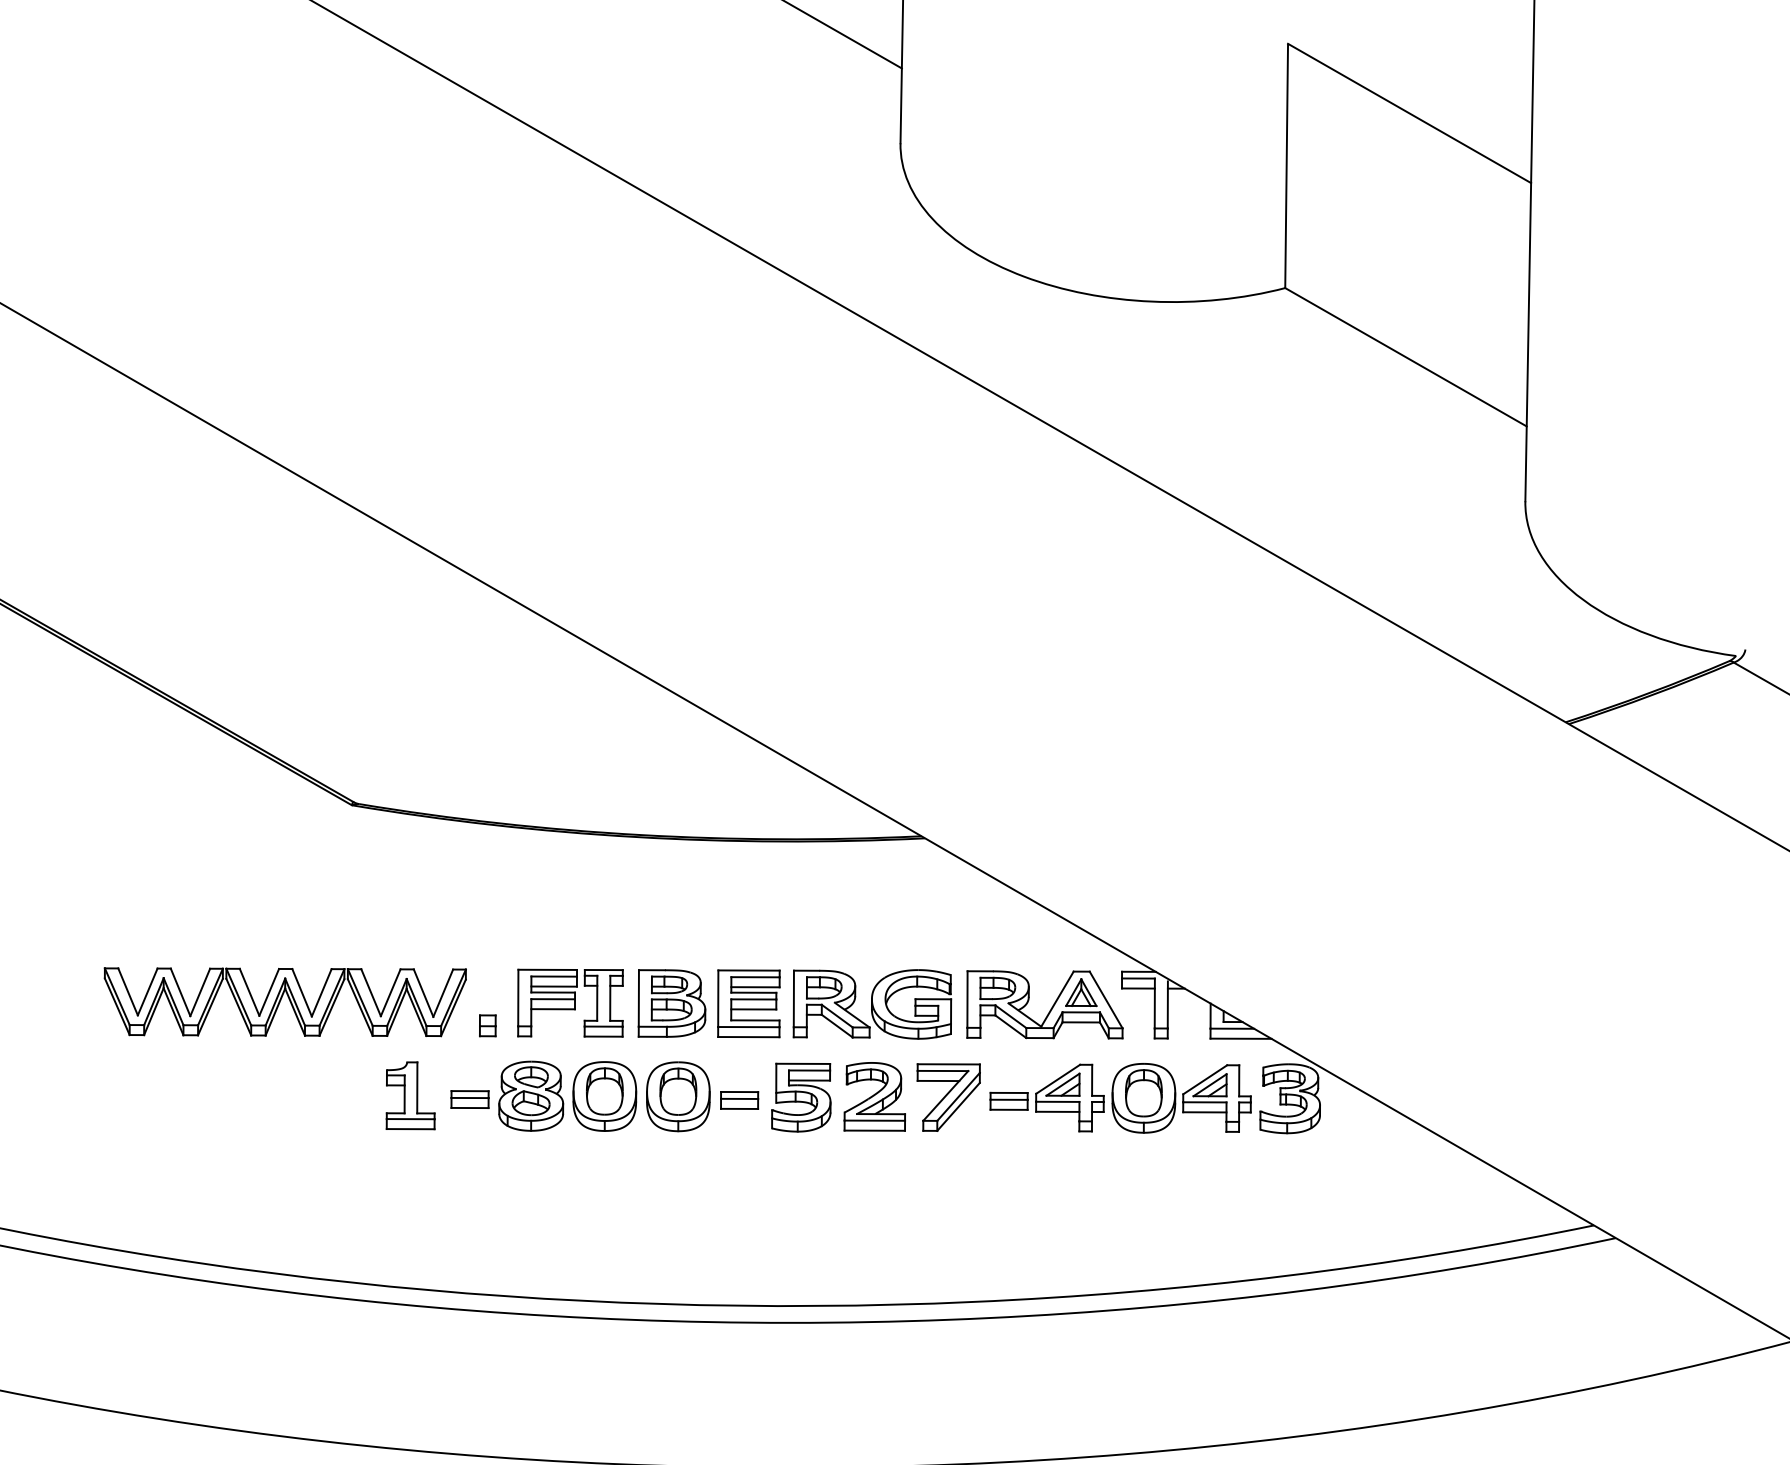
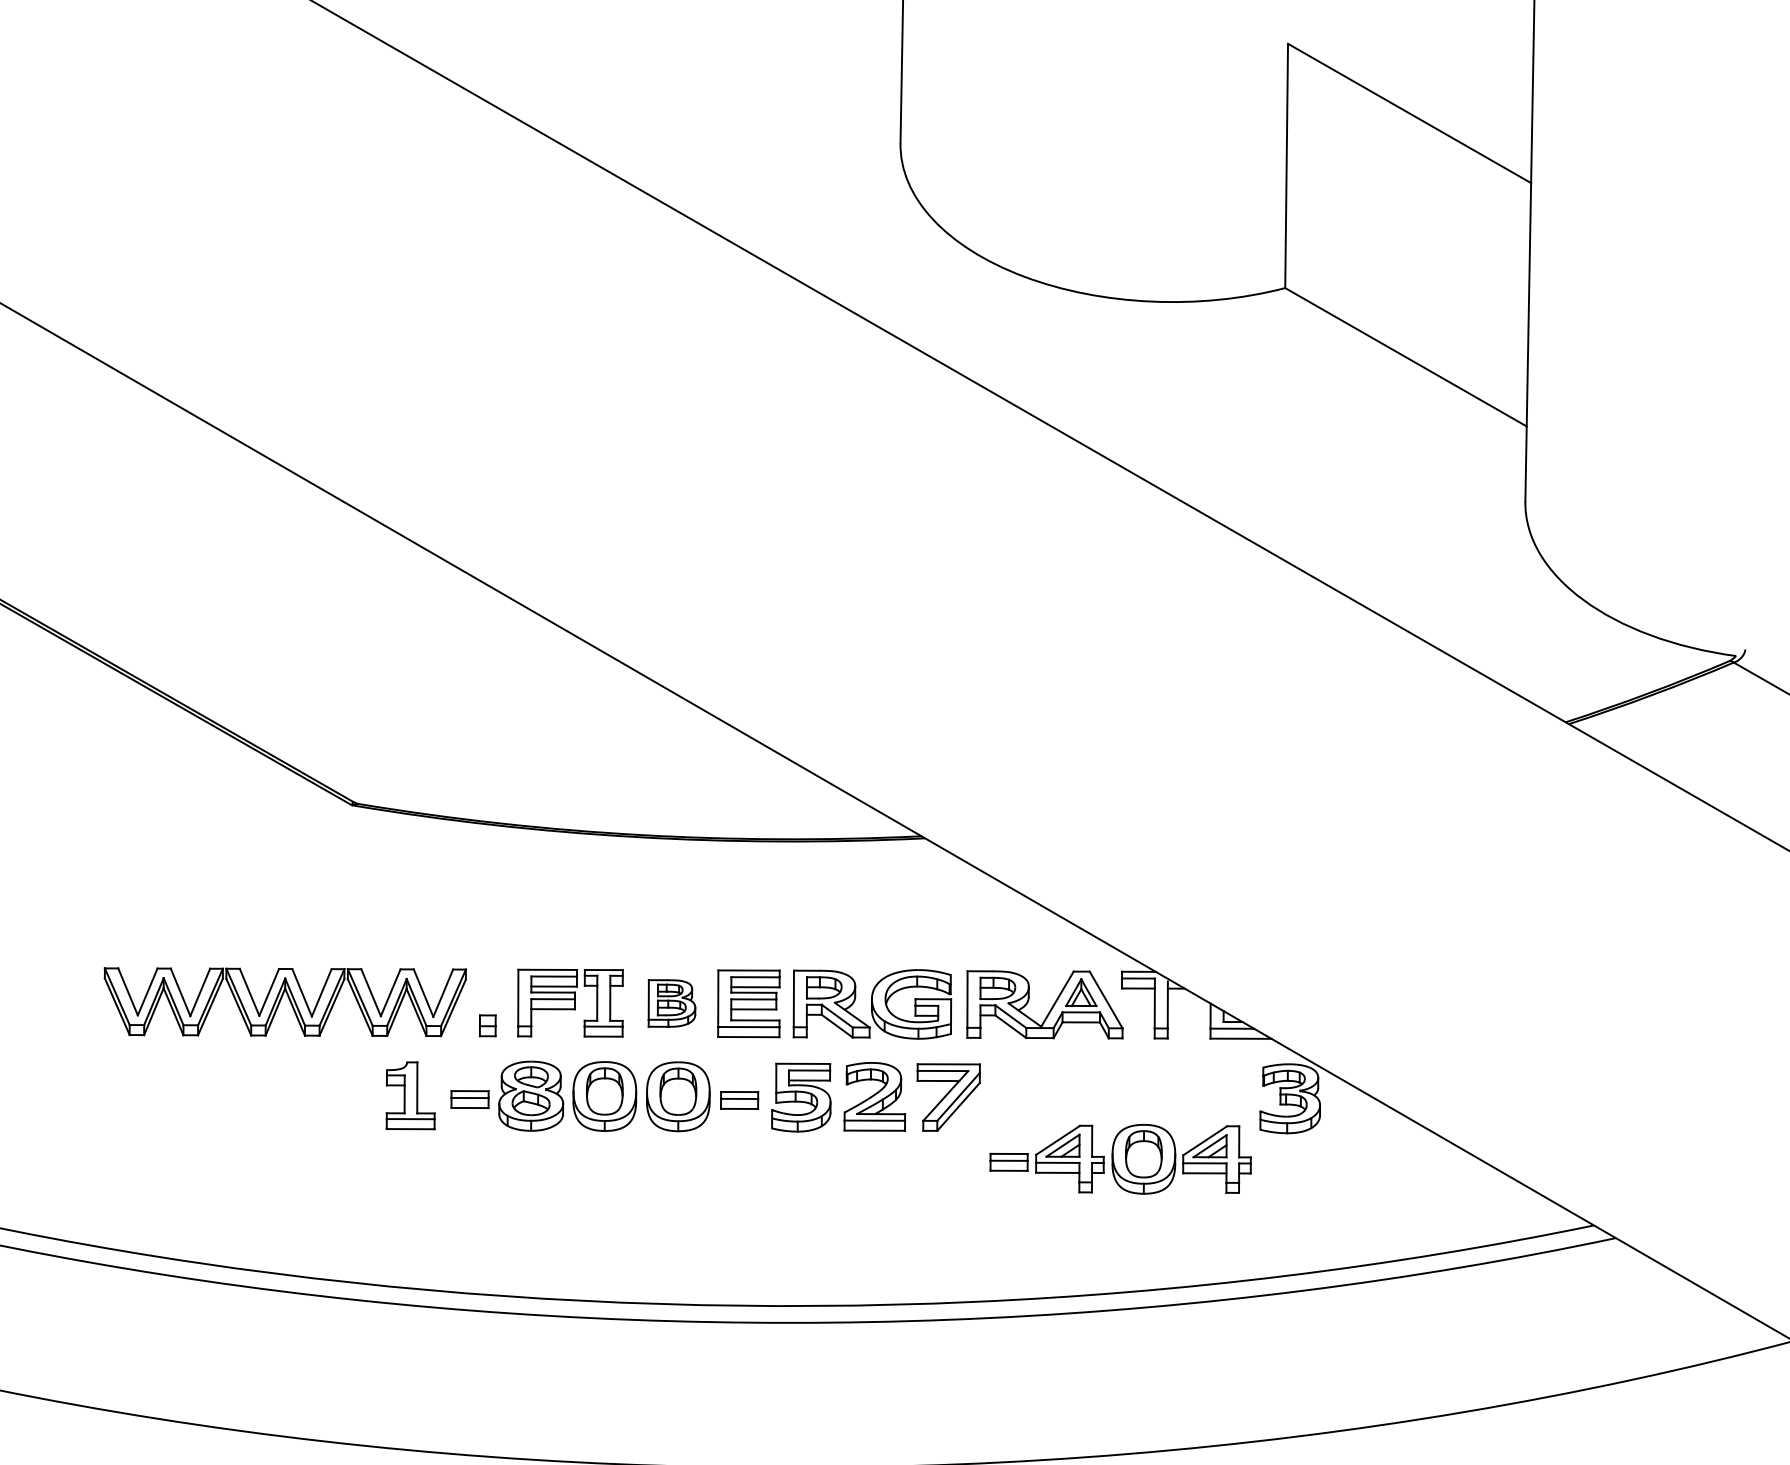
line: present -> none (843, 35)
part size: 70x69 px -> 50x49 px (671, 1003)
part position: (1120, 1098) -> (1120, 1159) (1120, 1159)
